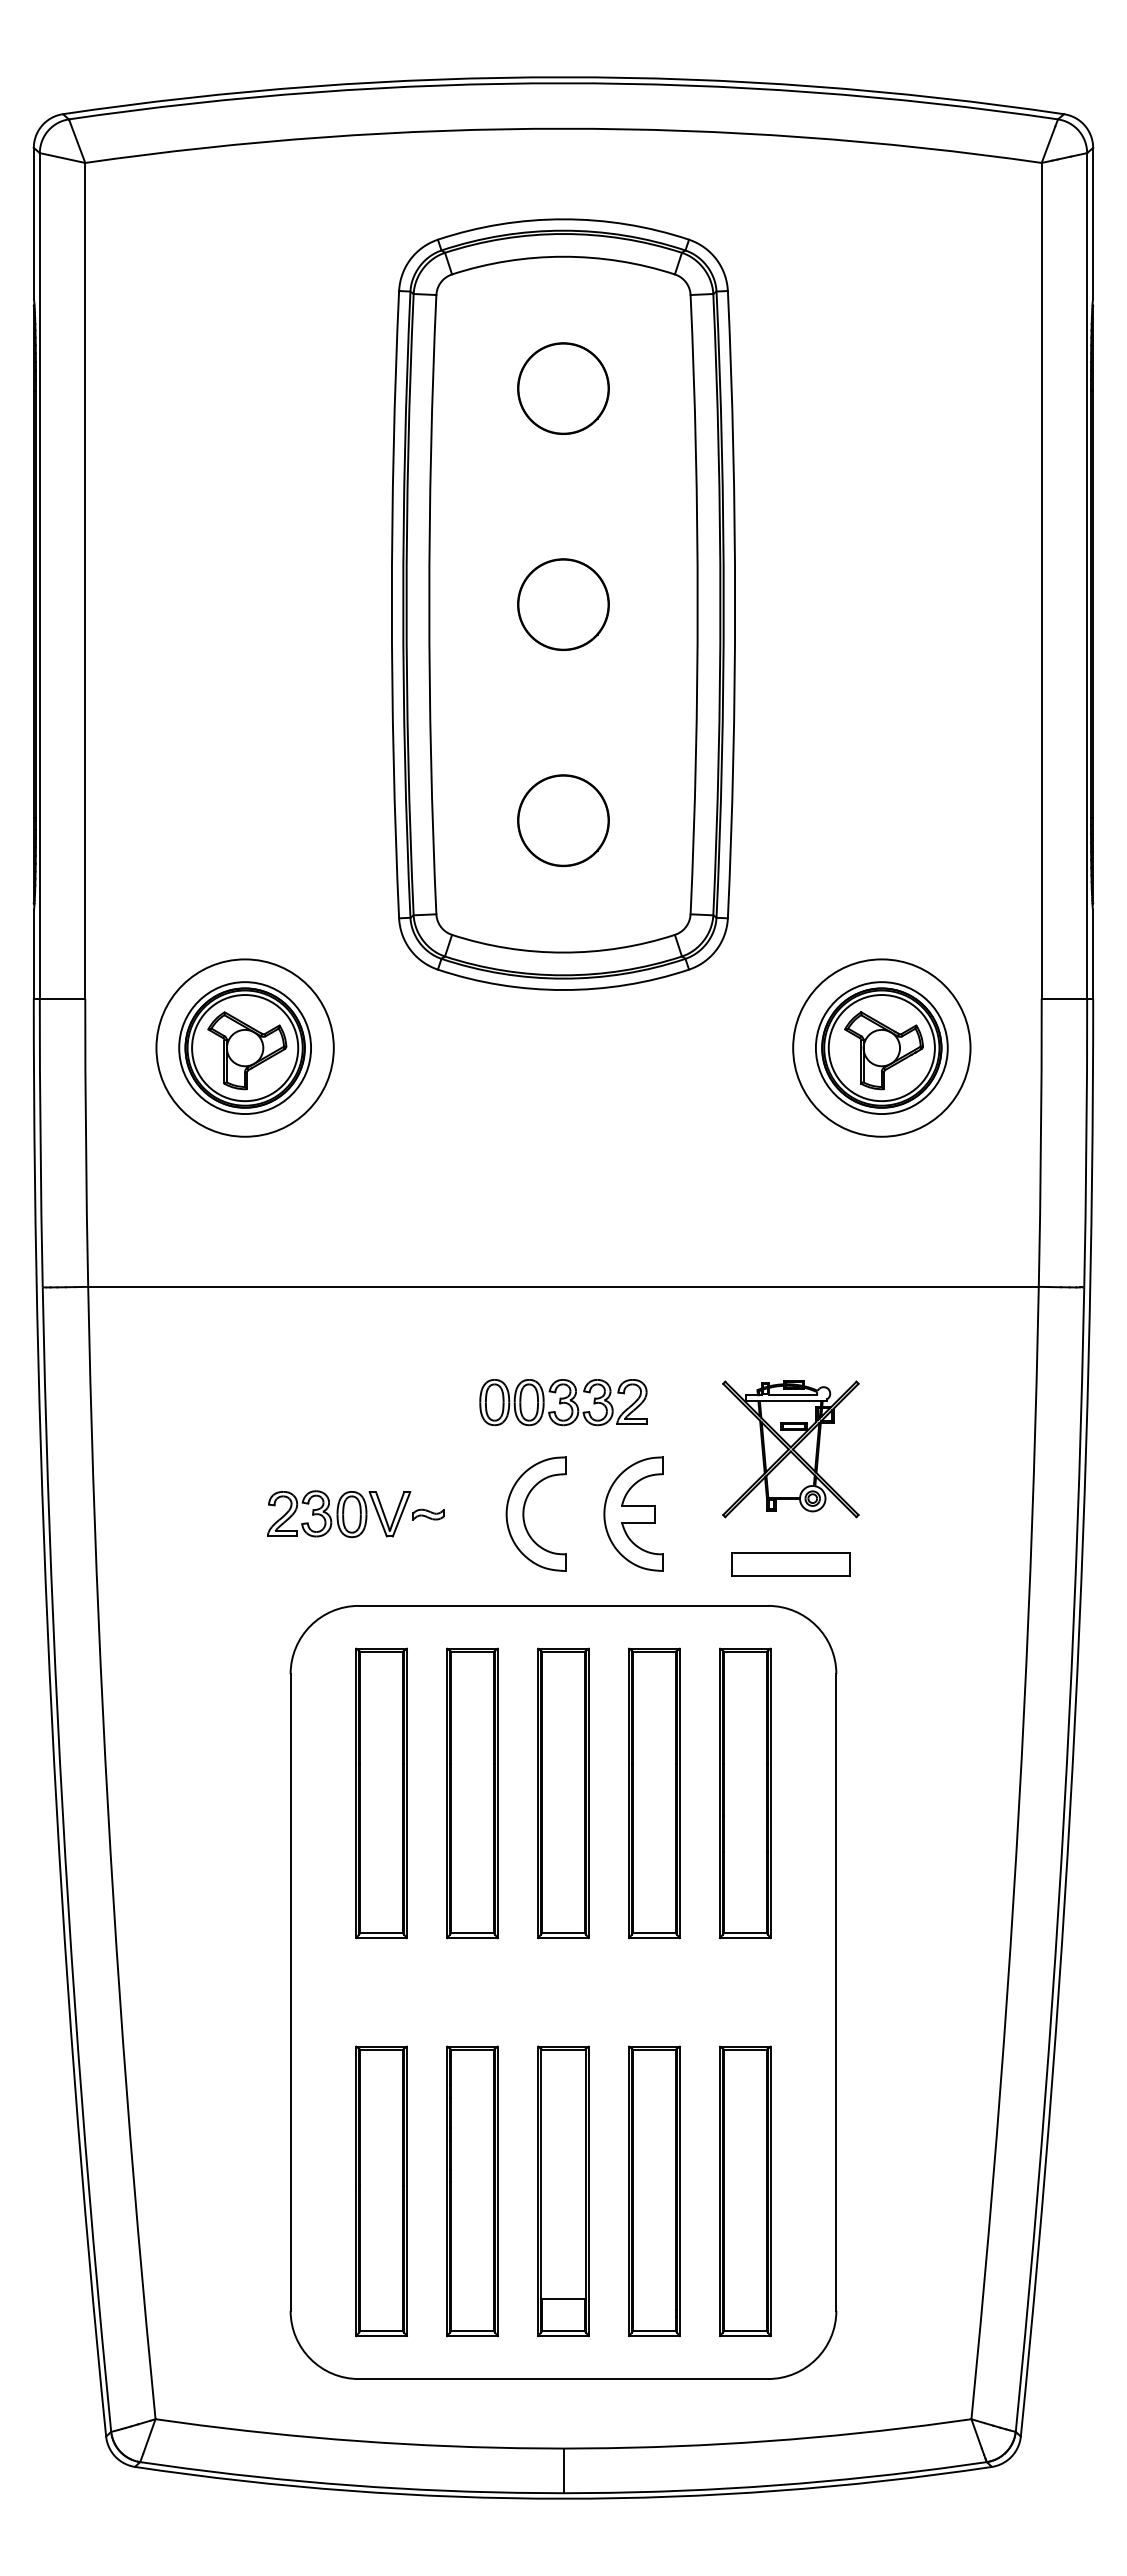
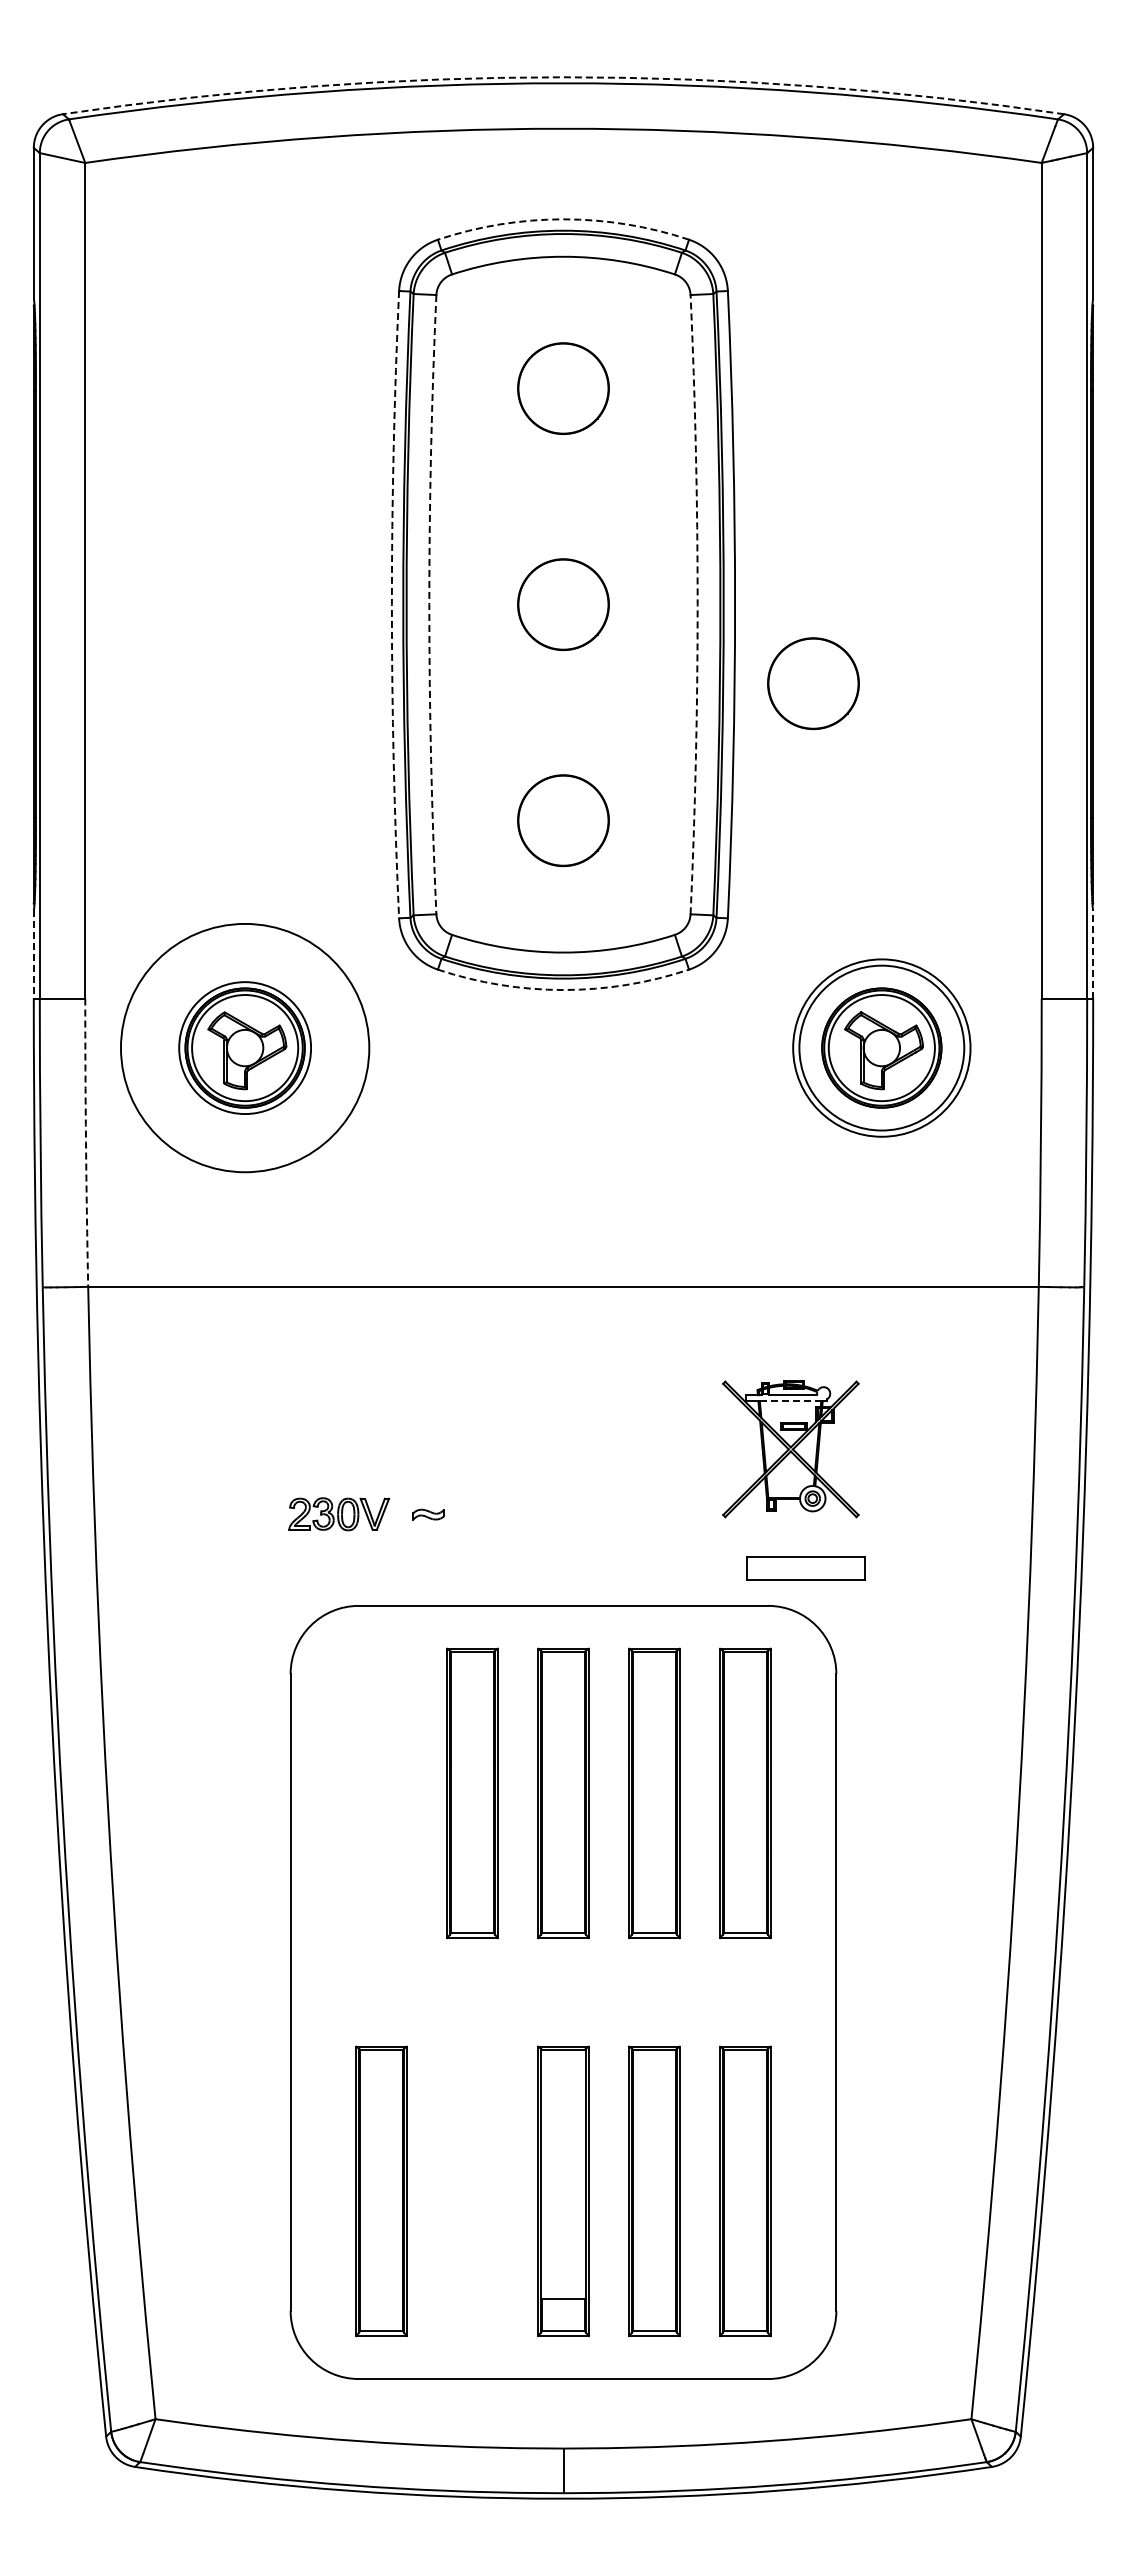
arc: solid -> dashed (563, 77)
arc: solid -> dashed (563, 219)
arc: solid -> dashed (391, 604)
arc: solid -> dashed (429, 604)
arc: solid -> dashed (697, 604)
part: none -> present (813, 683)
line: solid -> dashed (1093, 953)
line: solid -> dashed (33, 954)
arc: solid -> dashed (563, 990)
circle diameter: 177 px -> 248 px (244, 1047)
circle diameter: 132 px -> 165 px (881, 1047)
arc: solid -> dashed (86, 1142)
line: solid -> dashed (790, 1401)
part: present -> none (563, 1402)
part: present -> none (524, 1513)
part: present -> none (633, 1513)
part size: 145x49 px -> 102x35 px (338, 1514)
part position: (790, 1564) -> (805, 1568) (805, 1568)
part: present -> none (381, 1793)
part: present -> none (472, 2191)
